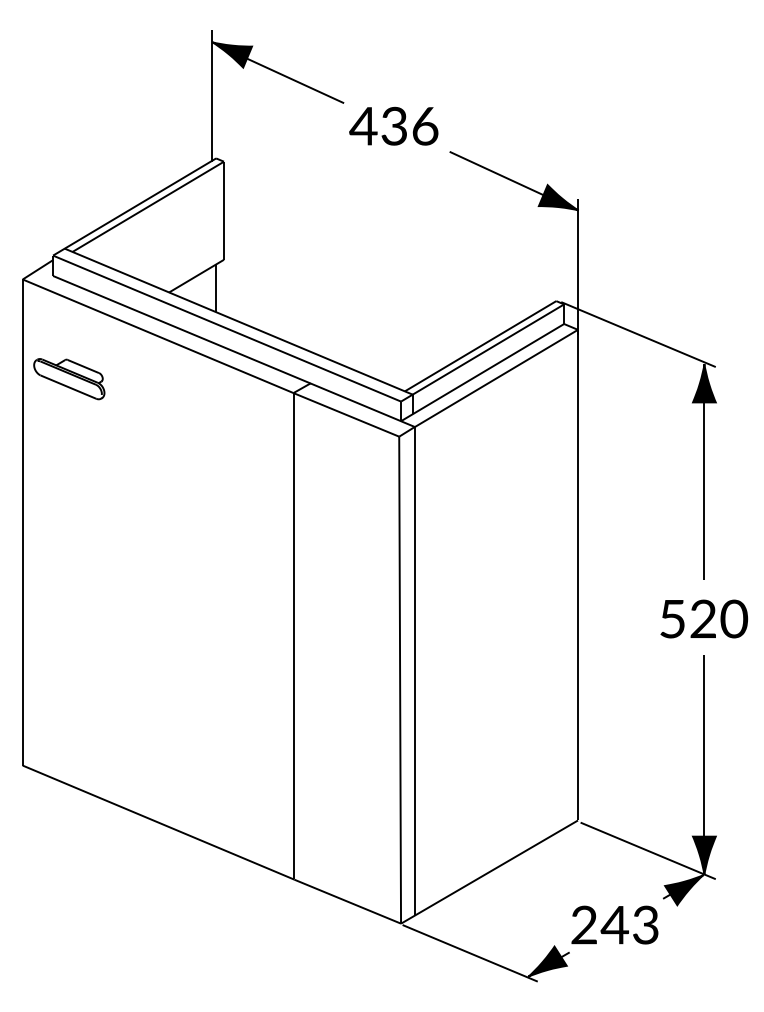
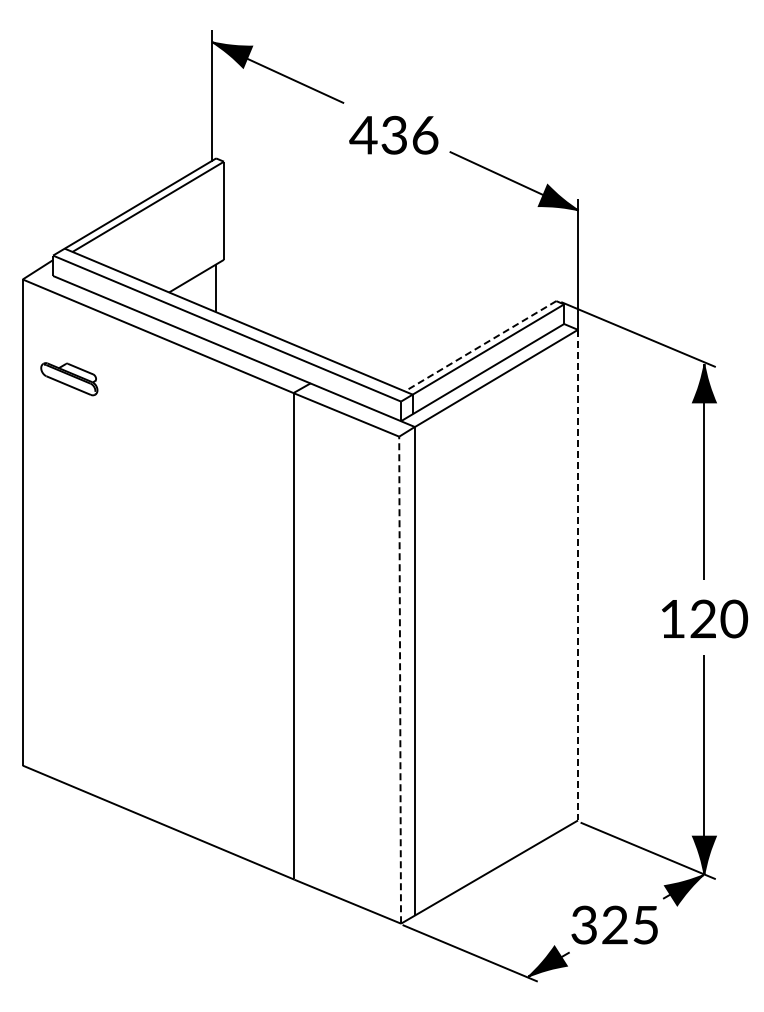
text position: (393, 125) -> (393, 134) (393, 134)
line: solid -> dashed (480, 346)
part size: 73x43 px -> 59x35 px (69, 379)
line: solid -> dashed (578, 575)
text: 520 -> 120 (672, 619)
line: solid -> dashed (400, 679)
text: 243 -> 325 (614, 924)
